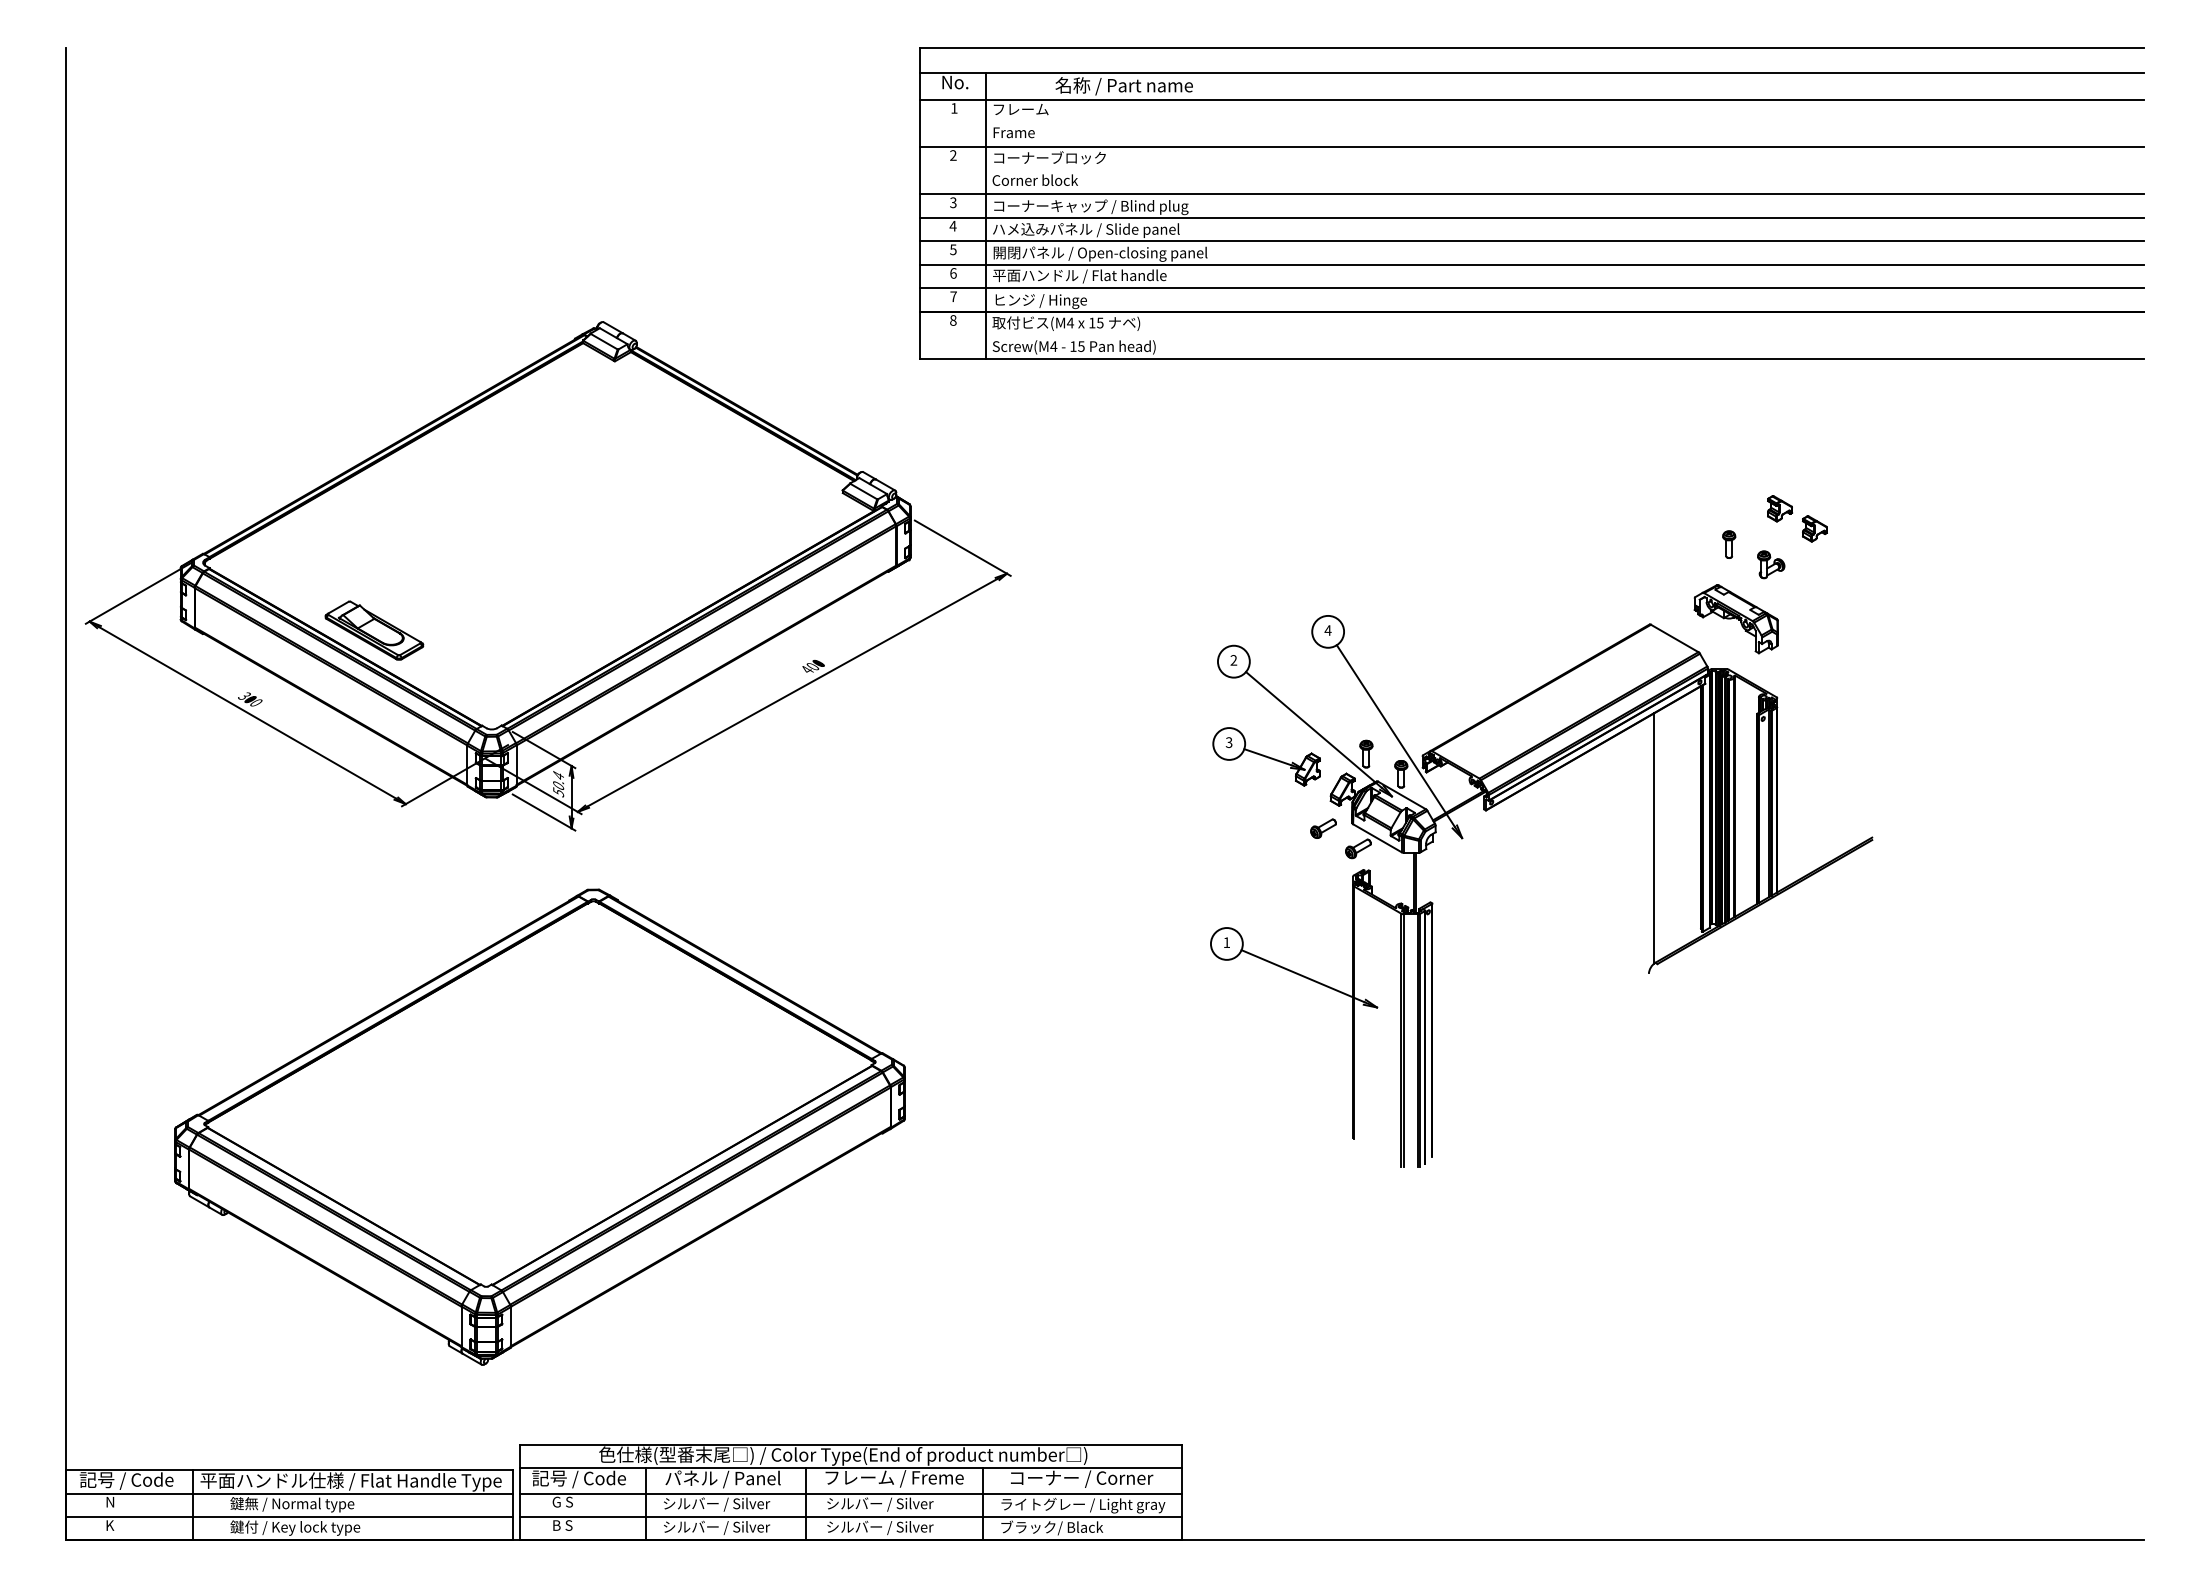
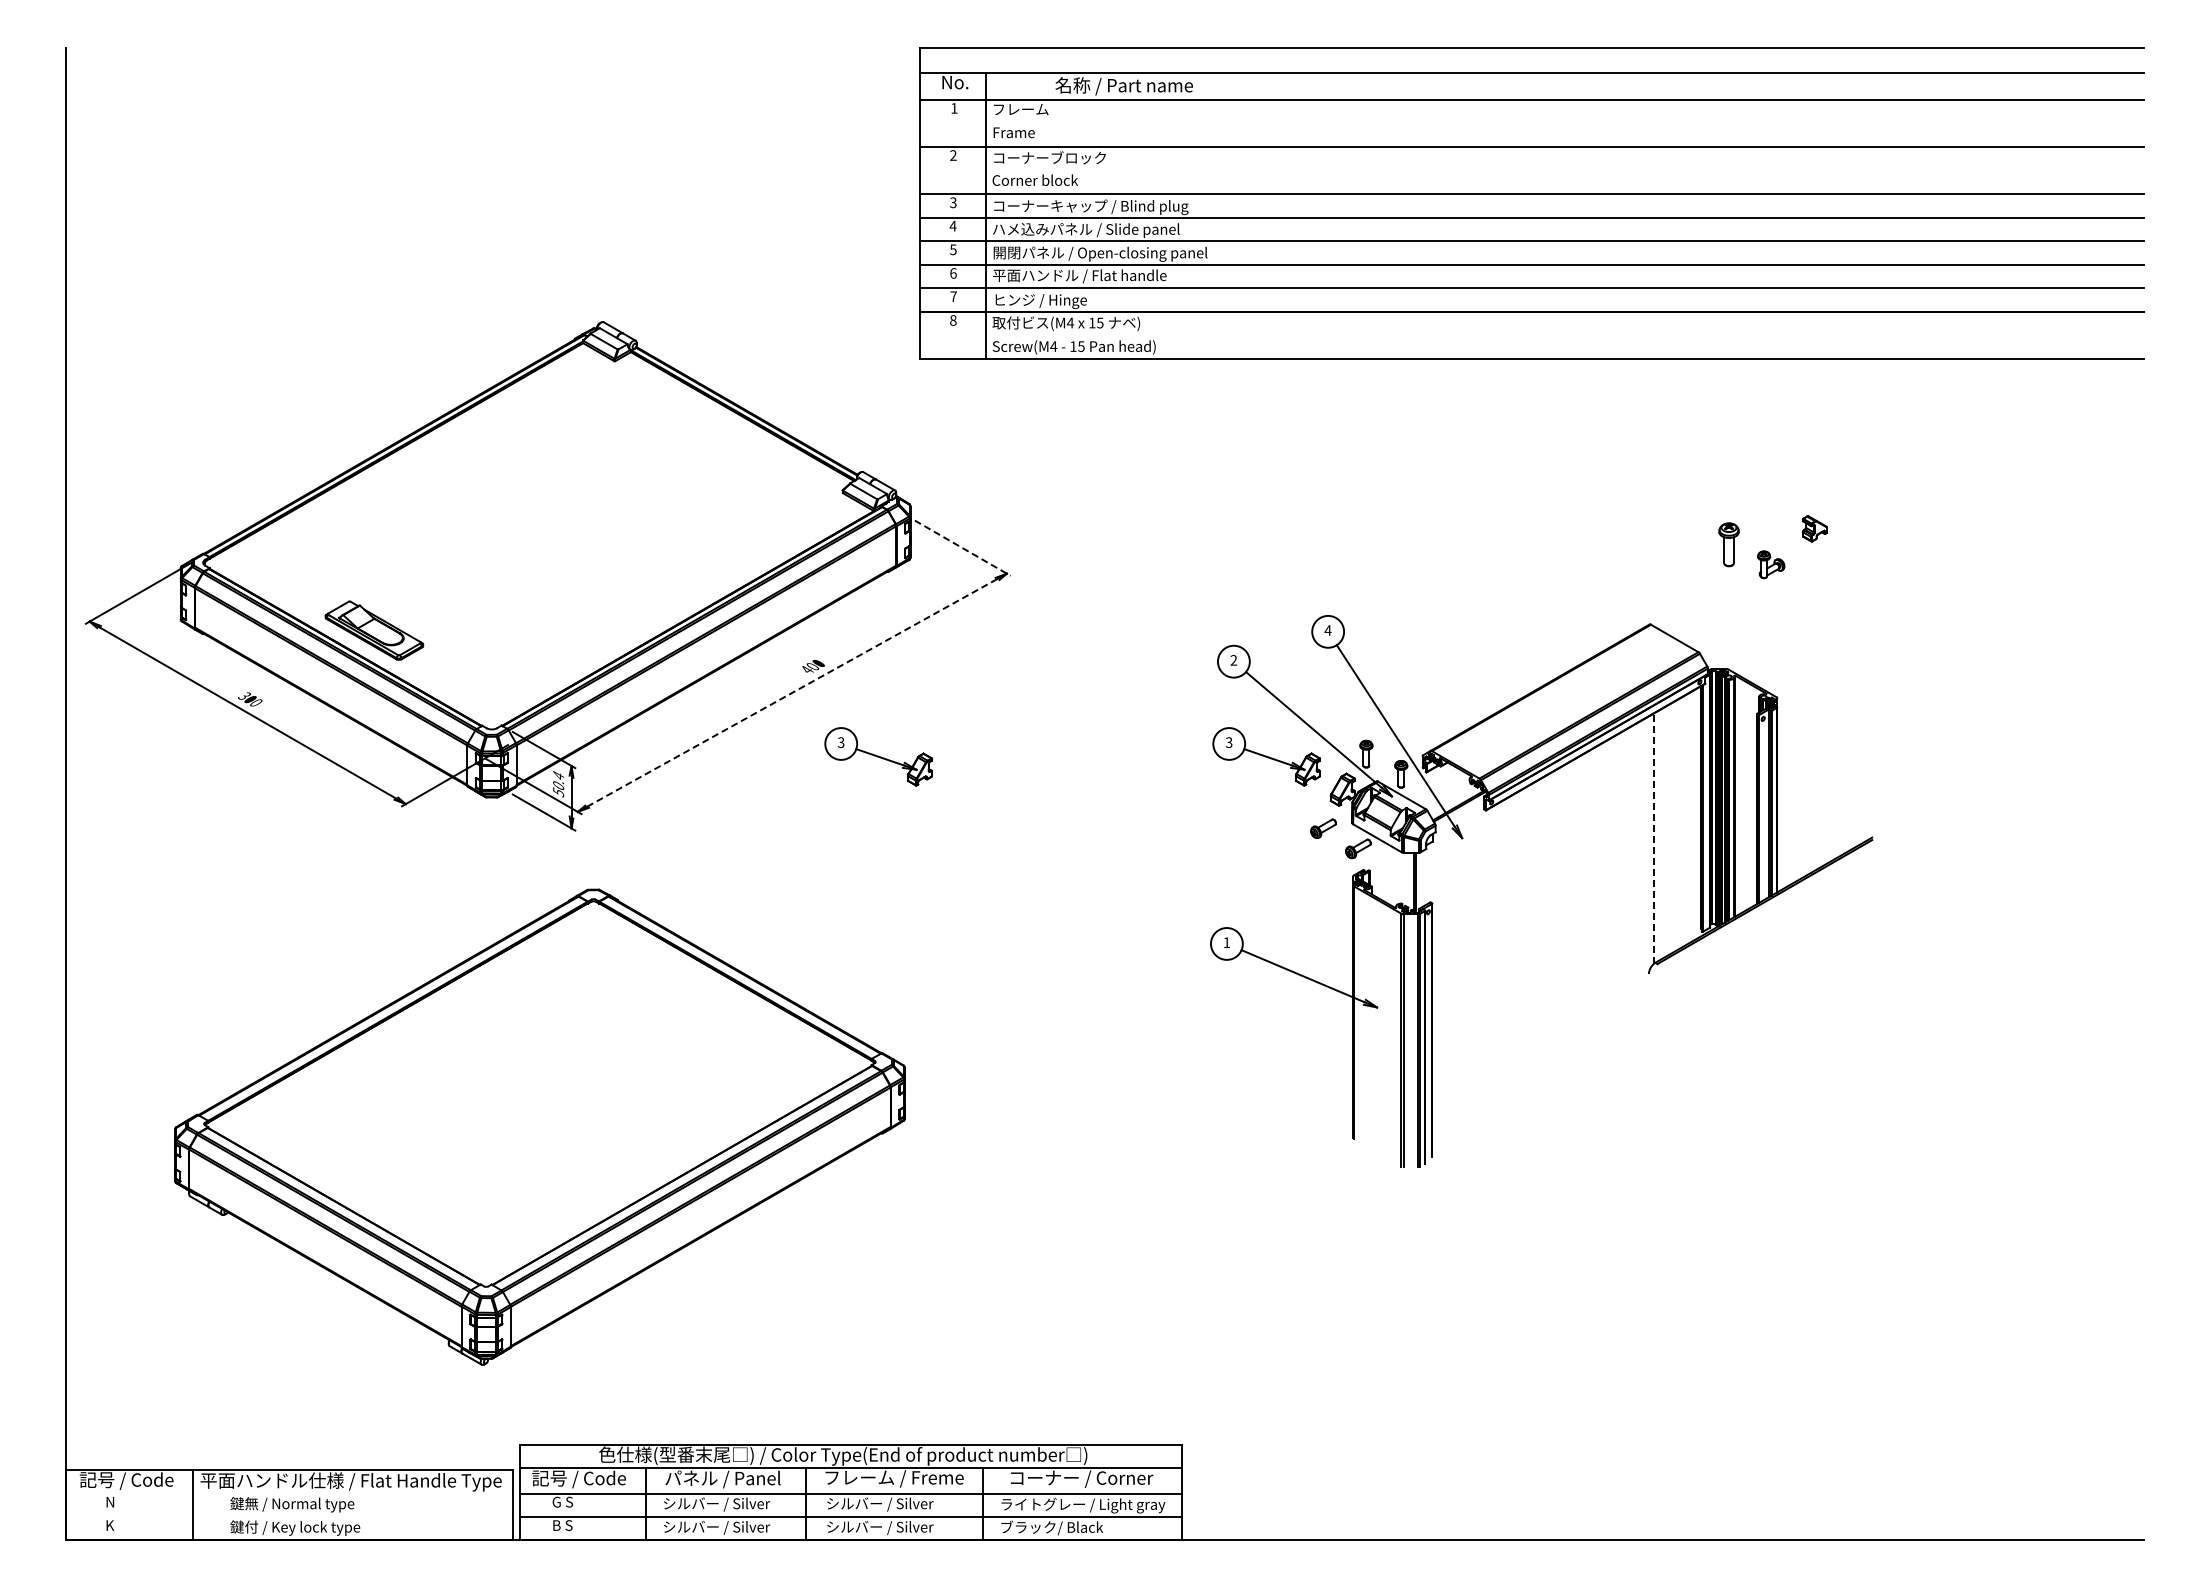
part: present -> none (1779, 508)
part size: 15x29 px -> 22x46 px (1728, 544)
line: solid -> dashed (963, 548)
part: present -> none (1735, 619)
line: solid -> dashed (792, 692)
part: none -> present (878, 756)
line: solid -> dashed (1654, 837)
line: present -> none (289, 1493)
line: present -> none (289, 1517)
